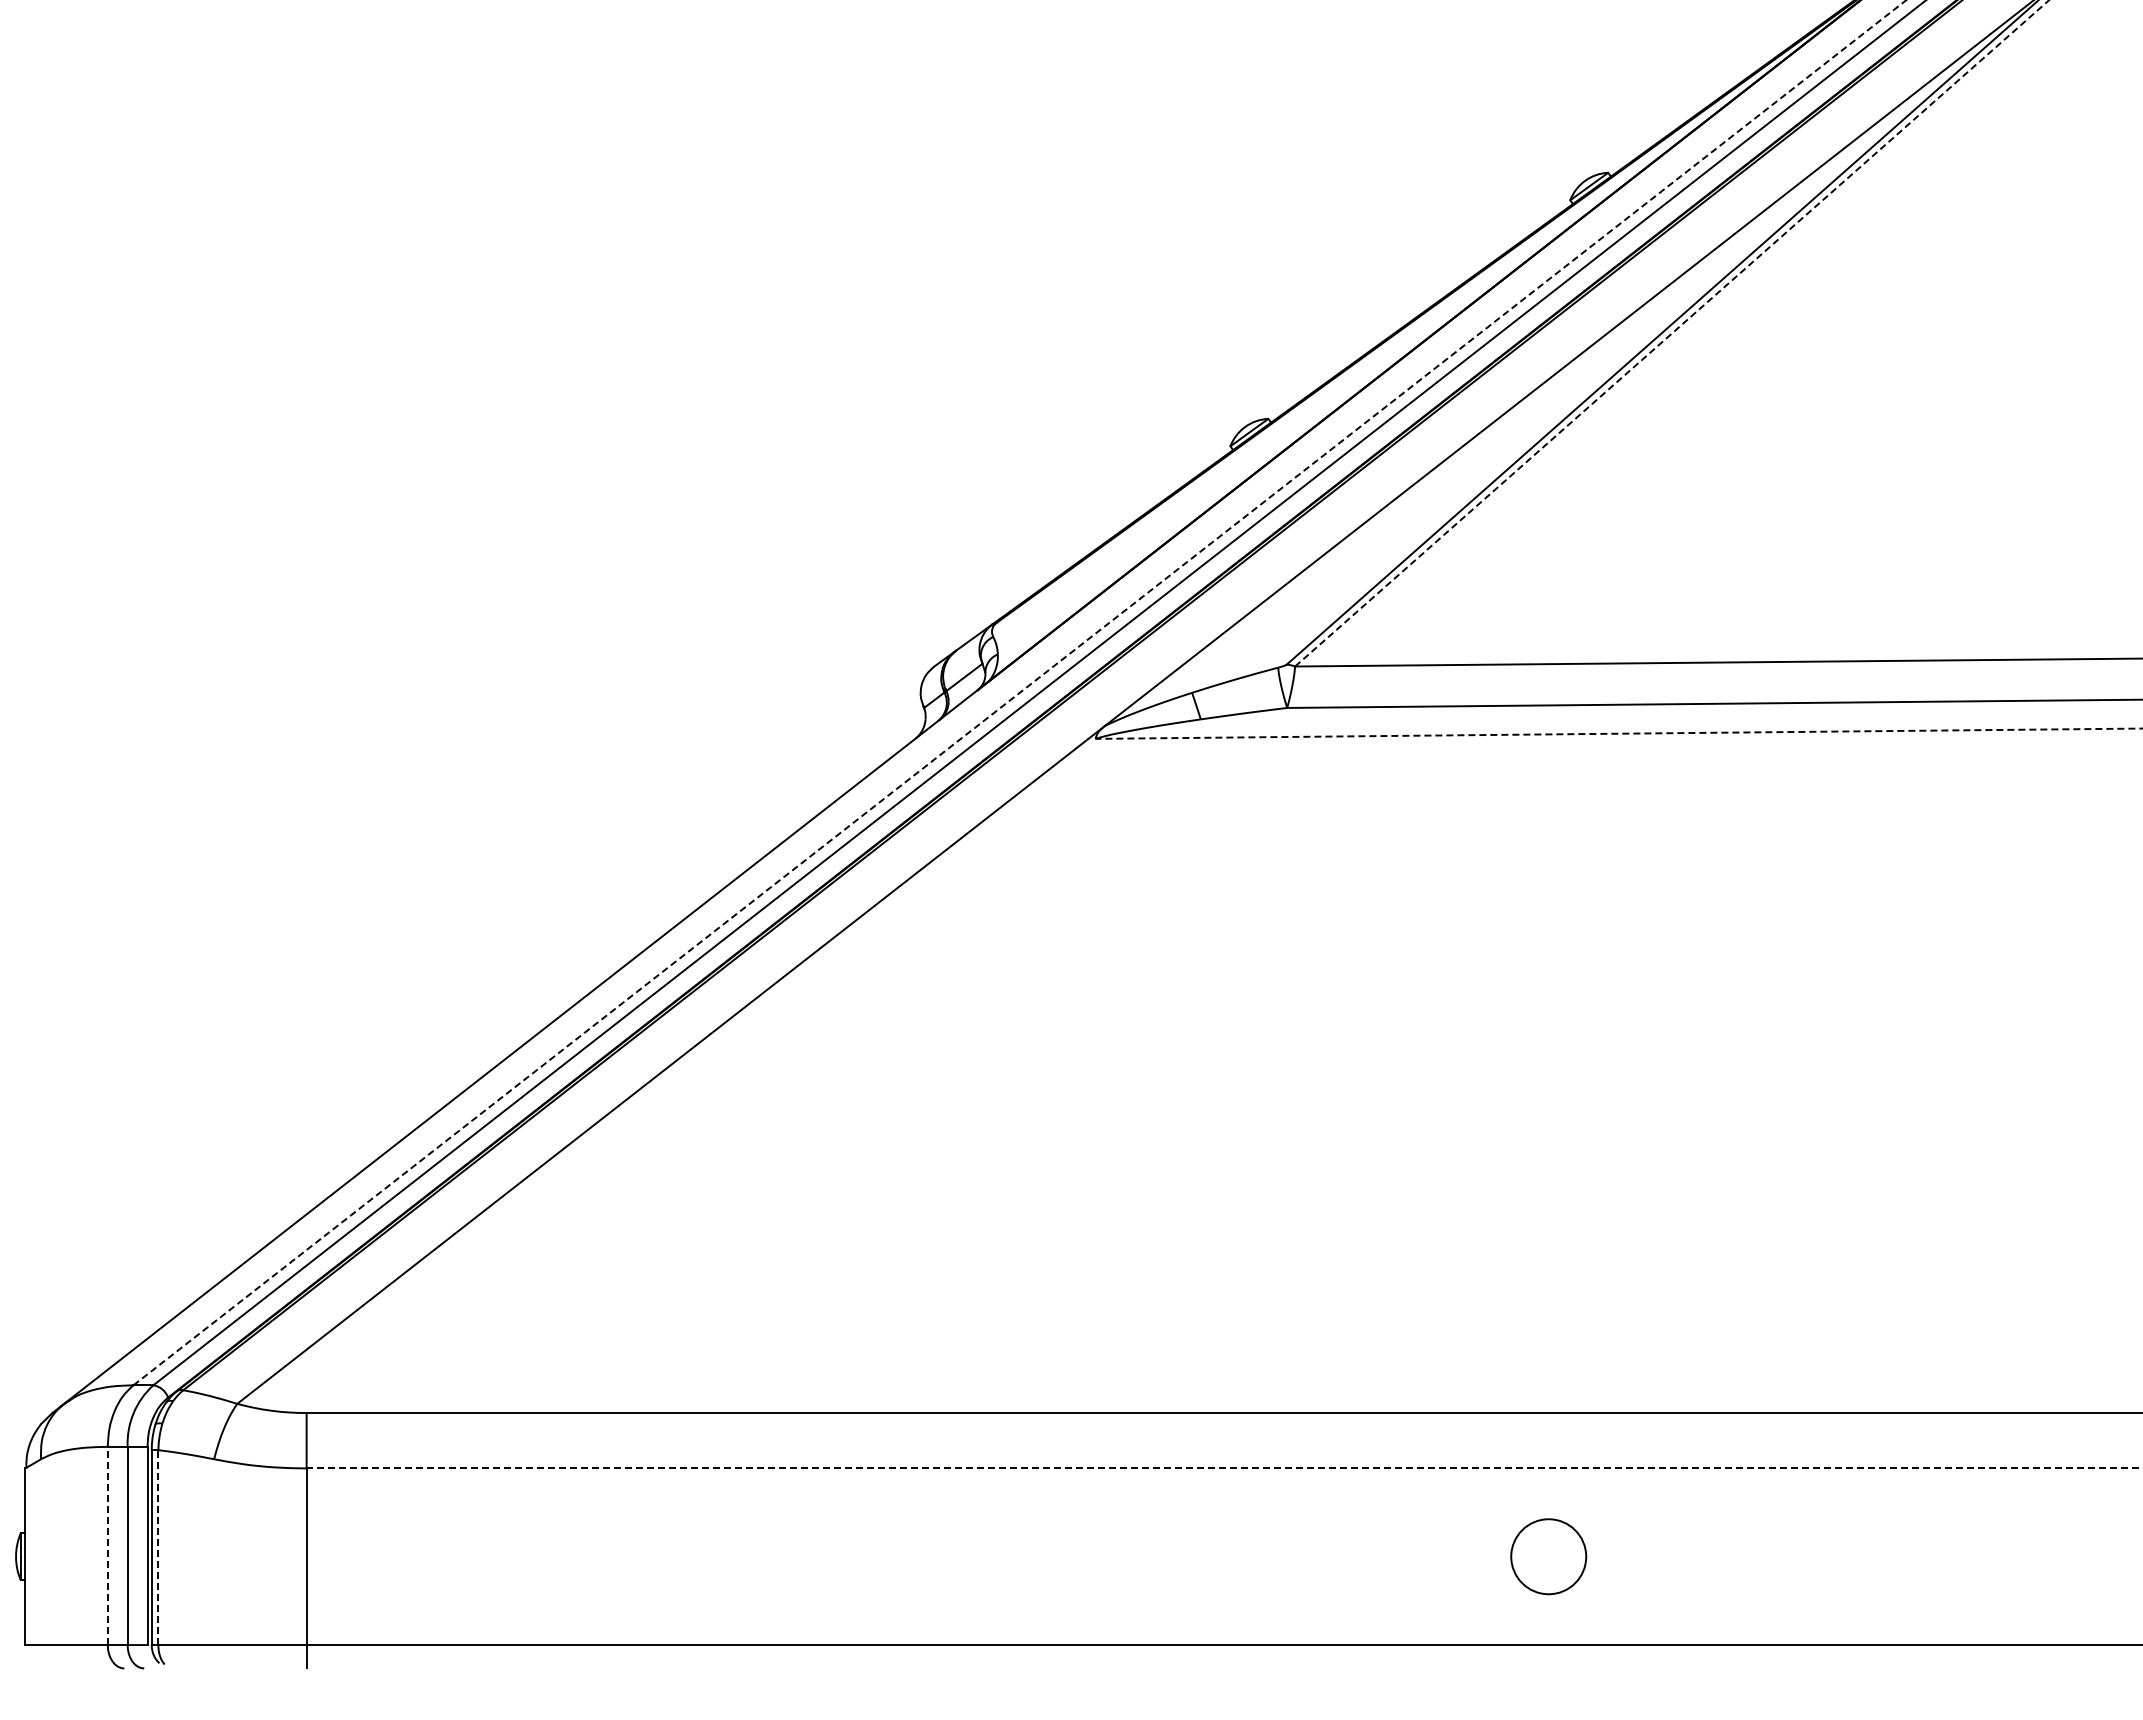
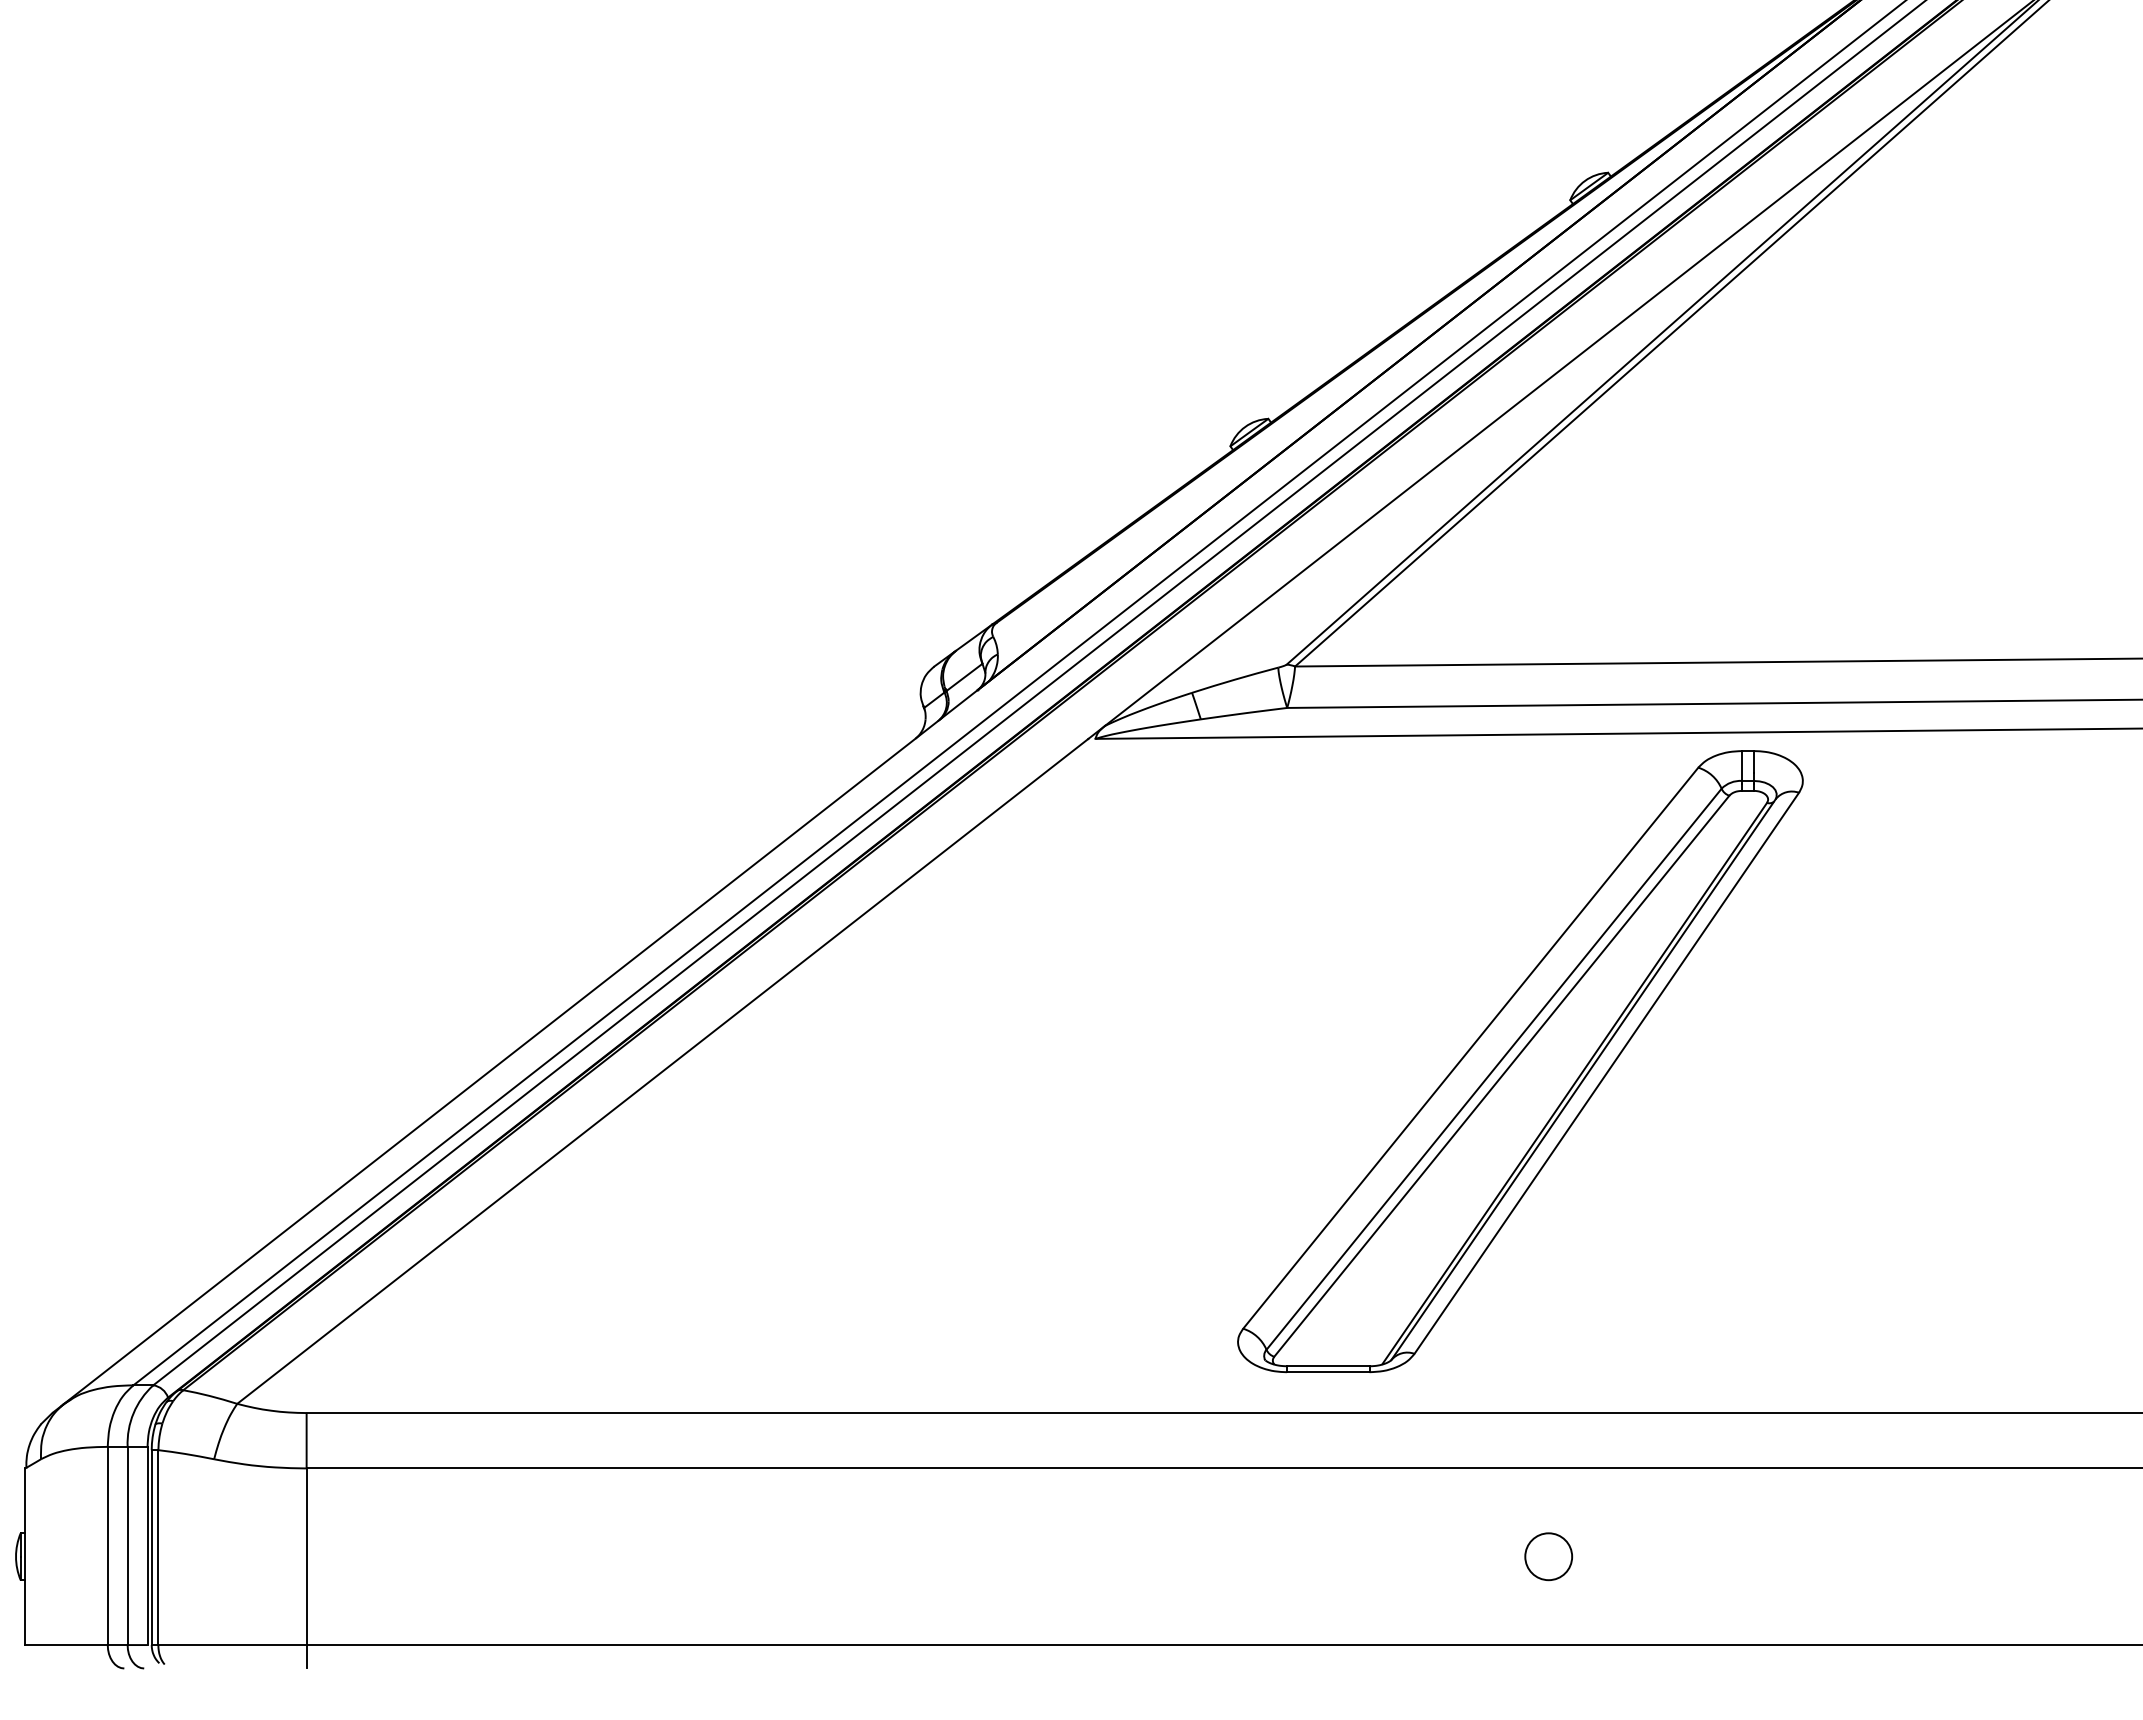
line: dashed -> solid (1671, 333)
line: dashed -> solid (1019, 692)
line: dashed -> solid (1618, 733)
part: none -> present (1520, 1061)
line: dashed -> solid (1224, 1468)
line: dashed -> solid (107, 1545)
line: dashed -> solid (158, 1547)
circle diameter: 75 px -> 47 px (1548, 1556)
